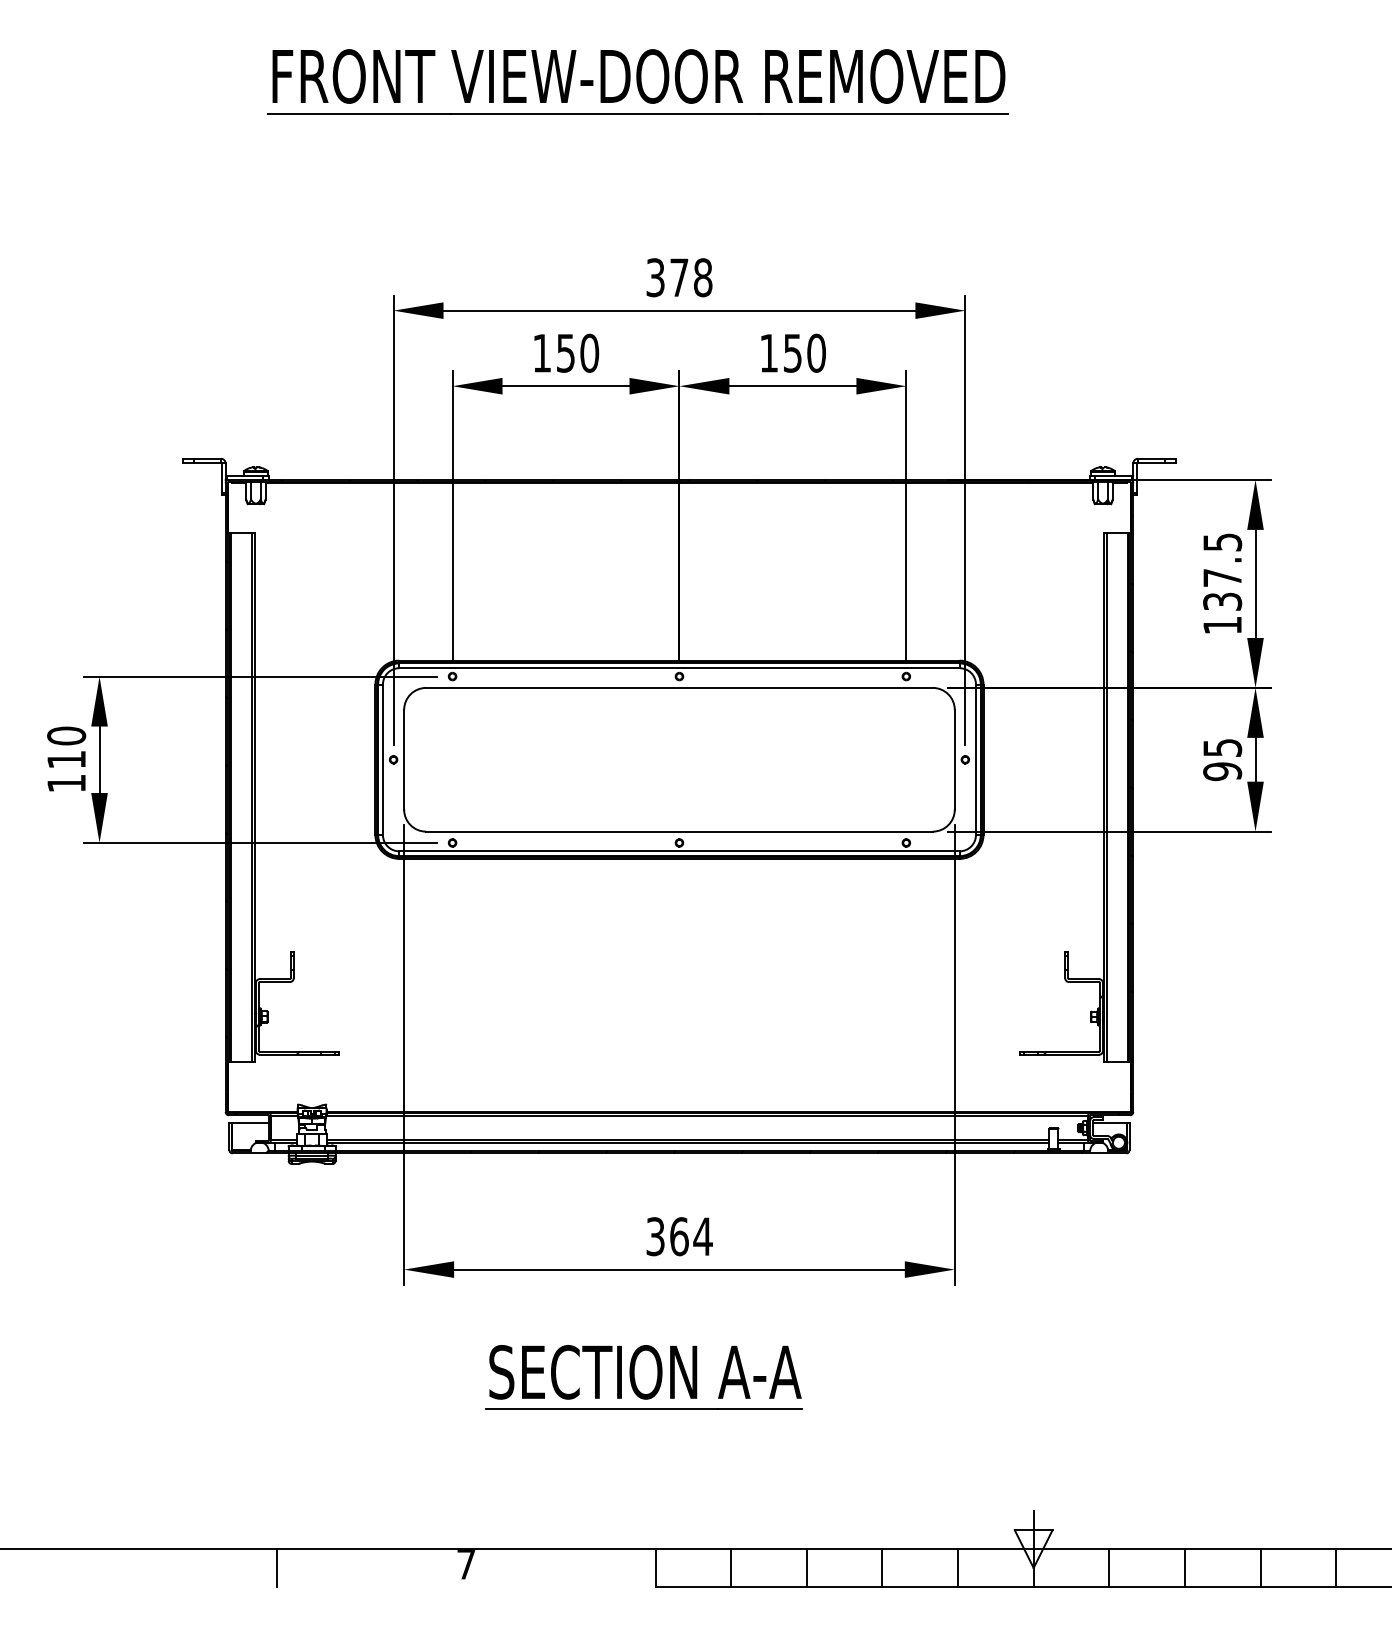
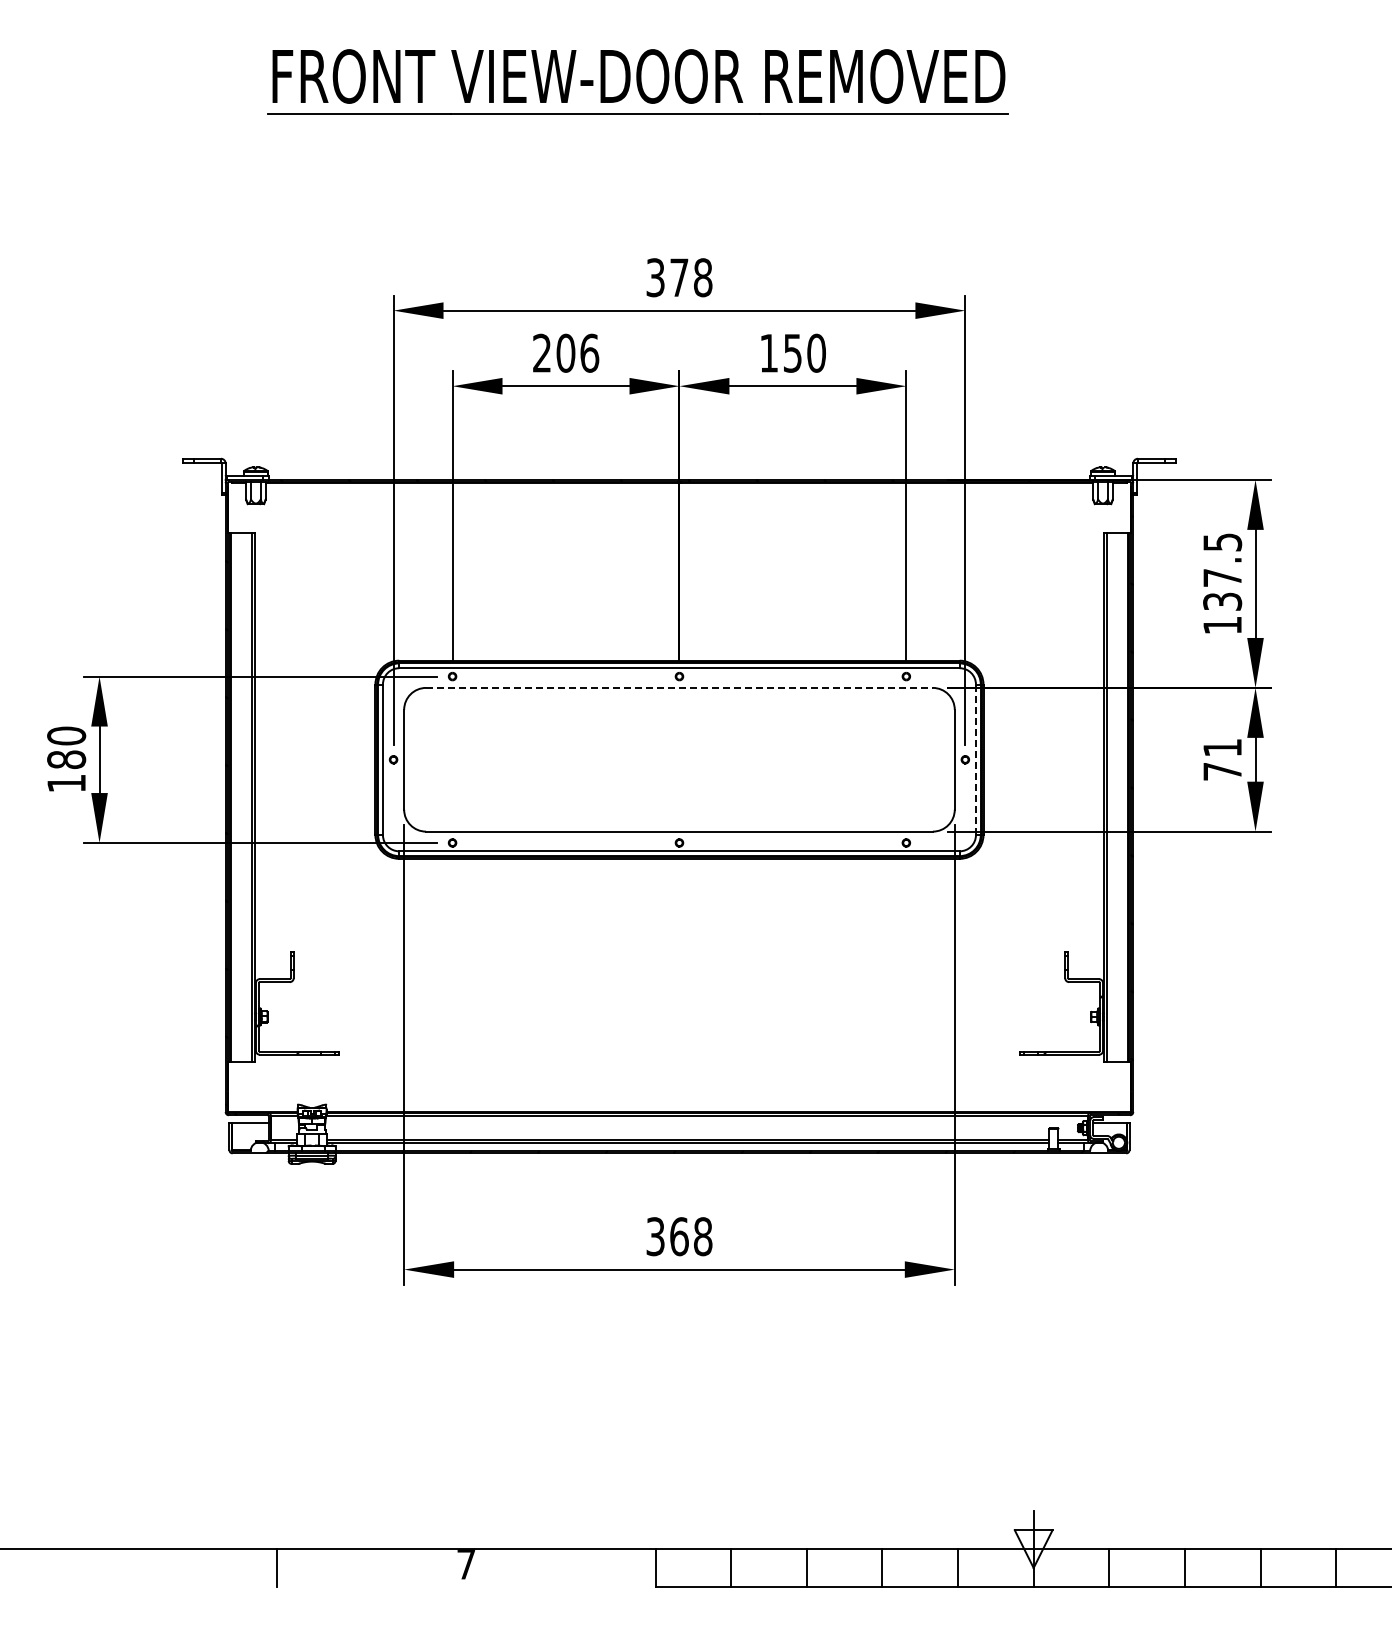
text: 150 -> 206 (566, 352)
line: solid -> dashed (679, 687)
text: 110 -> 180 (66, 759)
line: solid -> dashed (975, 759)
text: 95 -> 71 (1222, 760)
text: 364 -> 368 (702, 1236)
part: present -> none (643, 1377)
